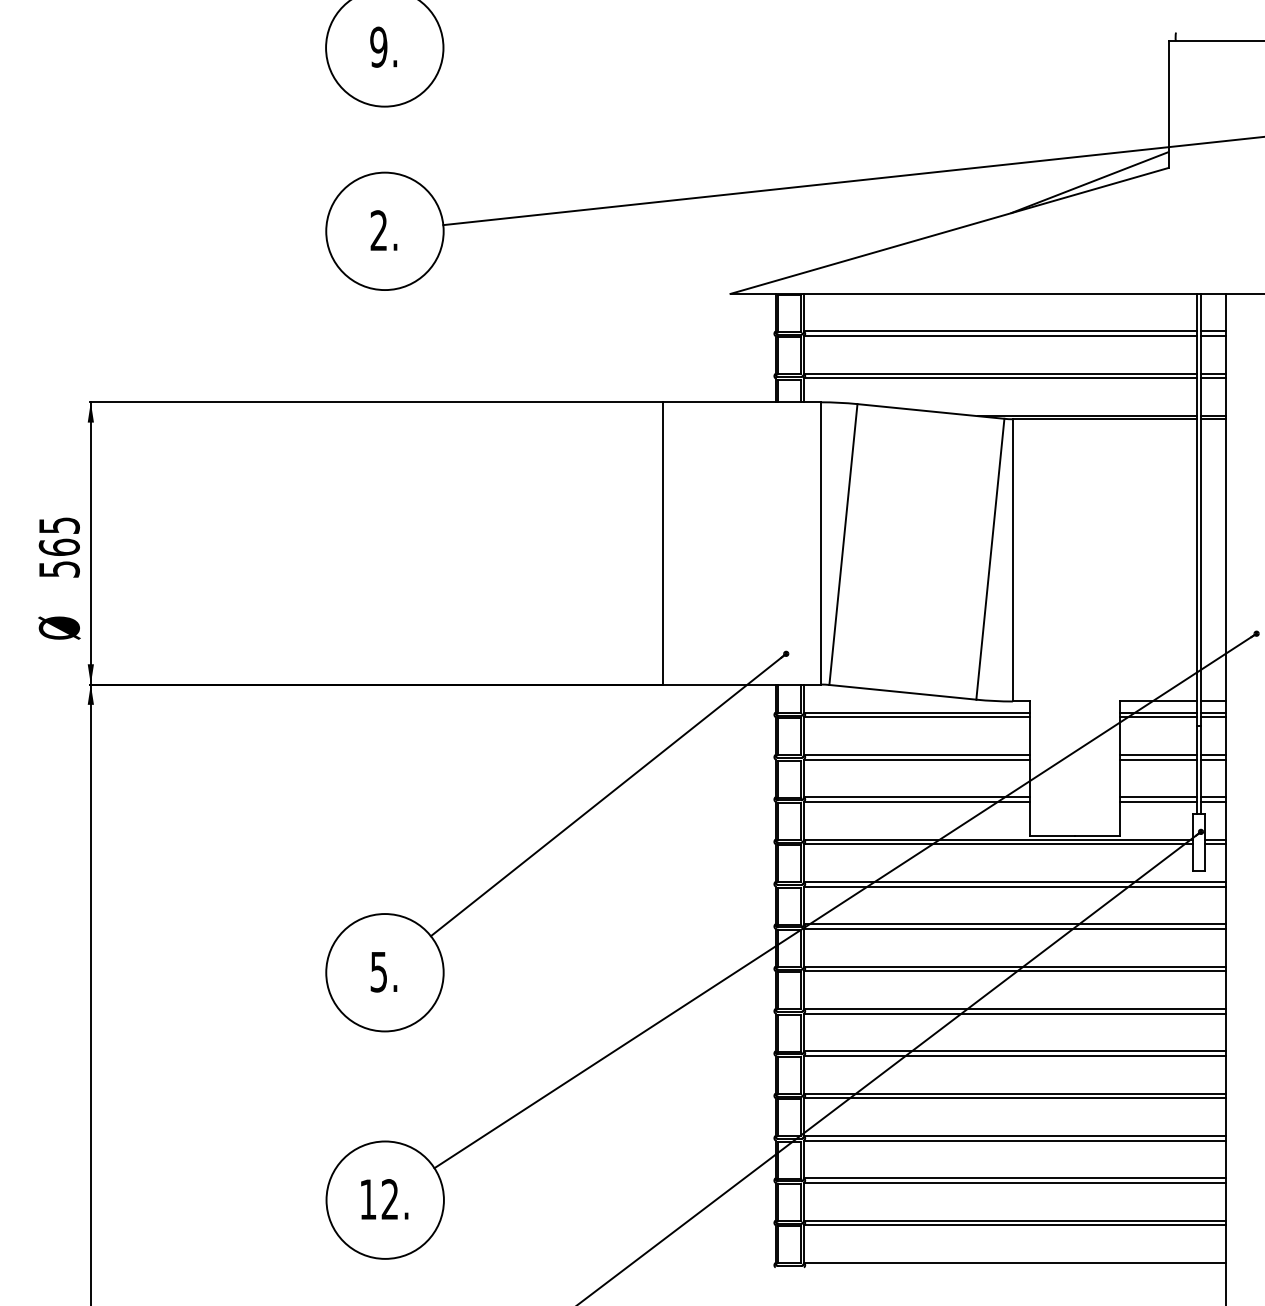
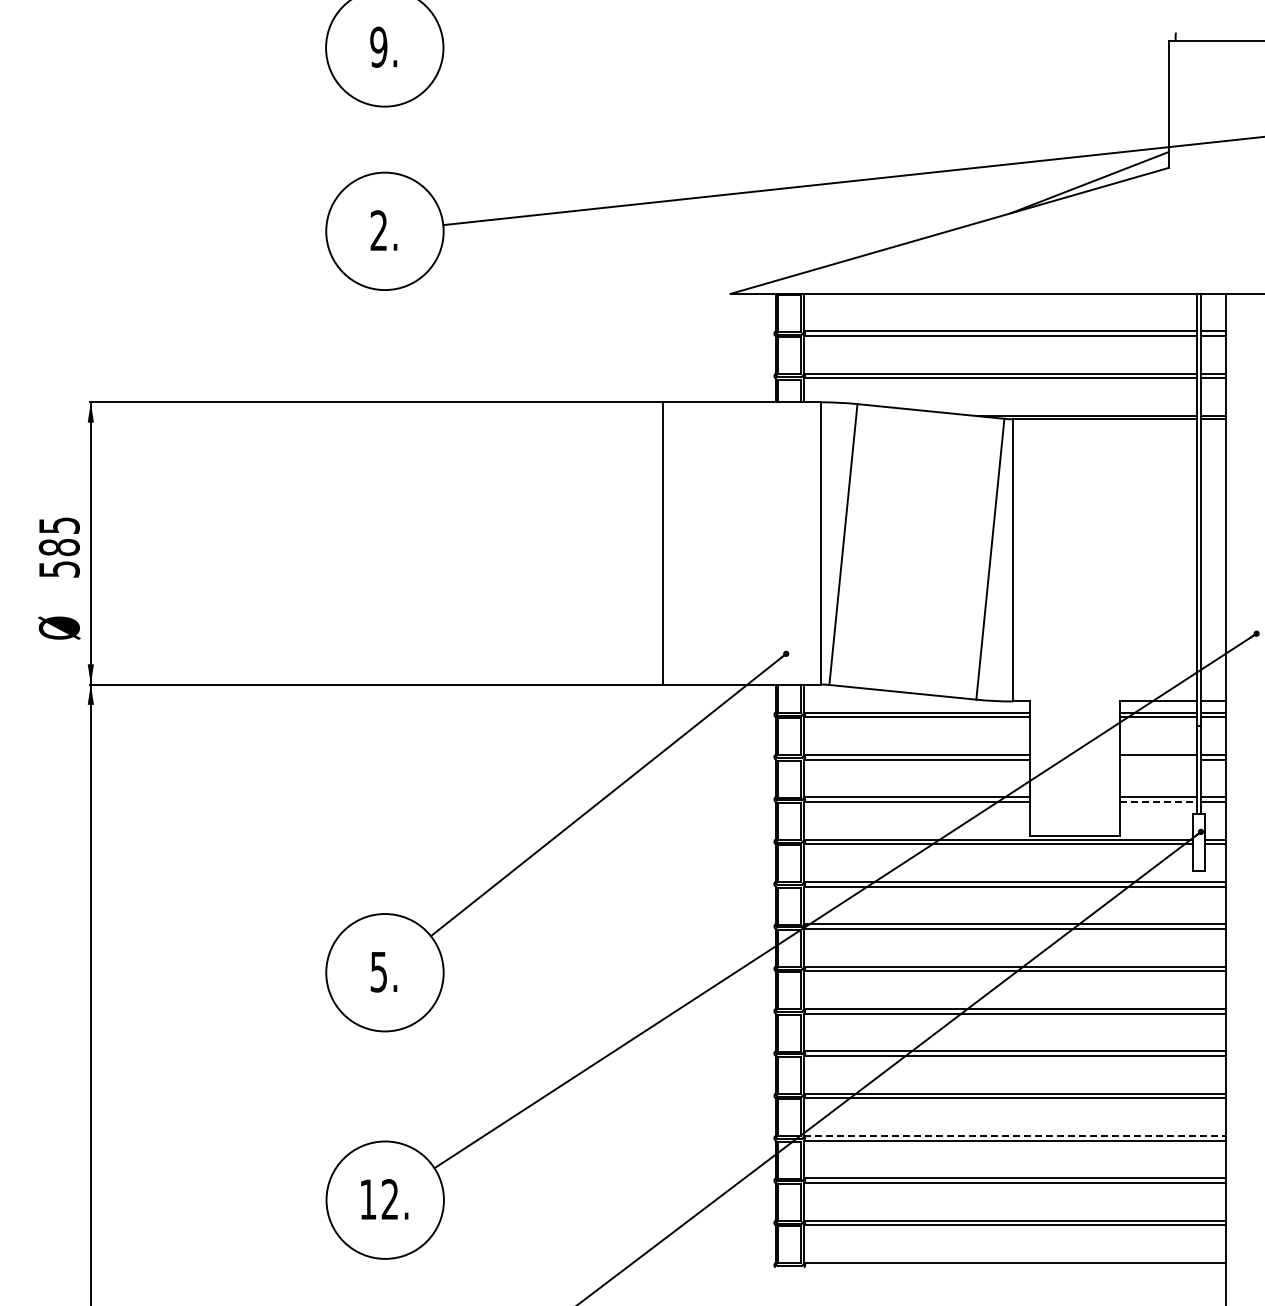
text: 565 -> 585 (58, 547)
line: present -> none (1158, 759)
line: solid -> dashed (1158, 801)
line: solid -> dashed (1014, 1135)
